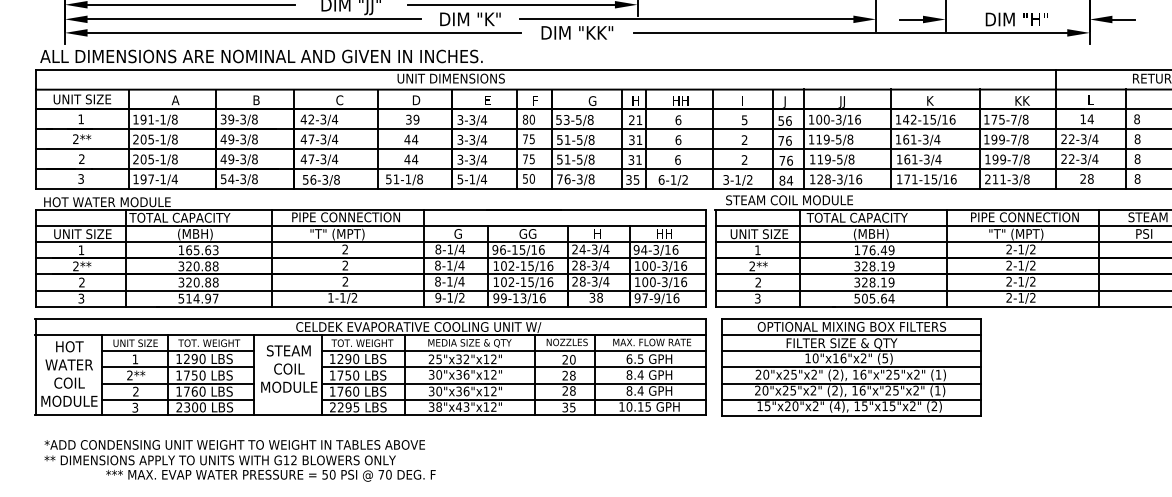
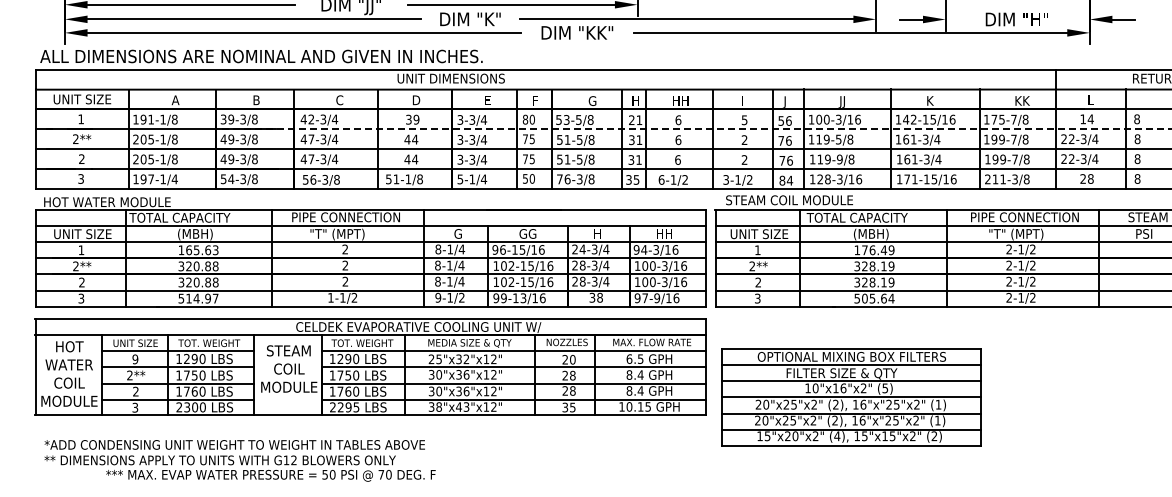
line: solid -> dashed (696, 129)
text: 119-5/8 -> 119-9/8 (839, 159)
text: 1 -> 9 (135, 359)
part position: (851, 367) -> (851, 397) (851, 397)
